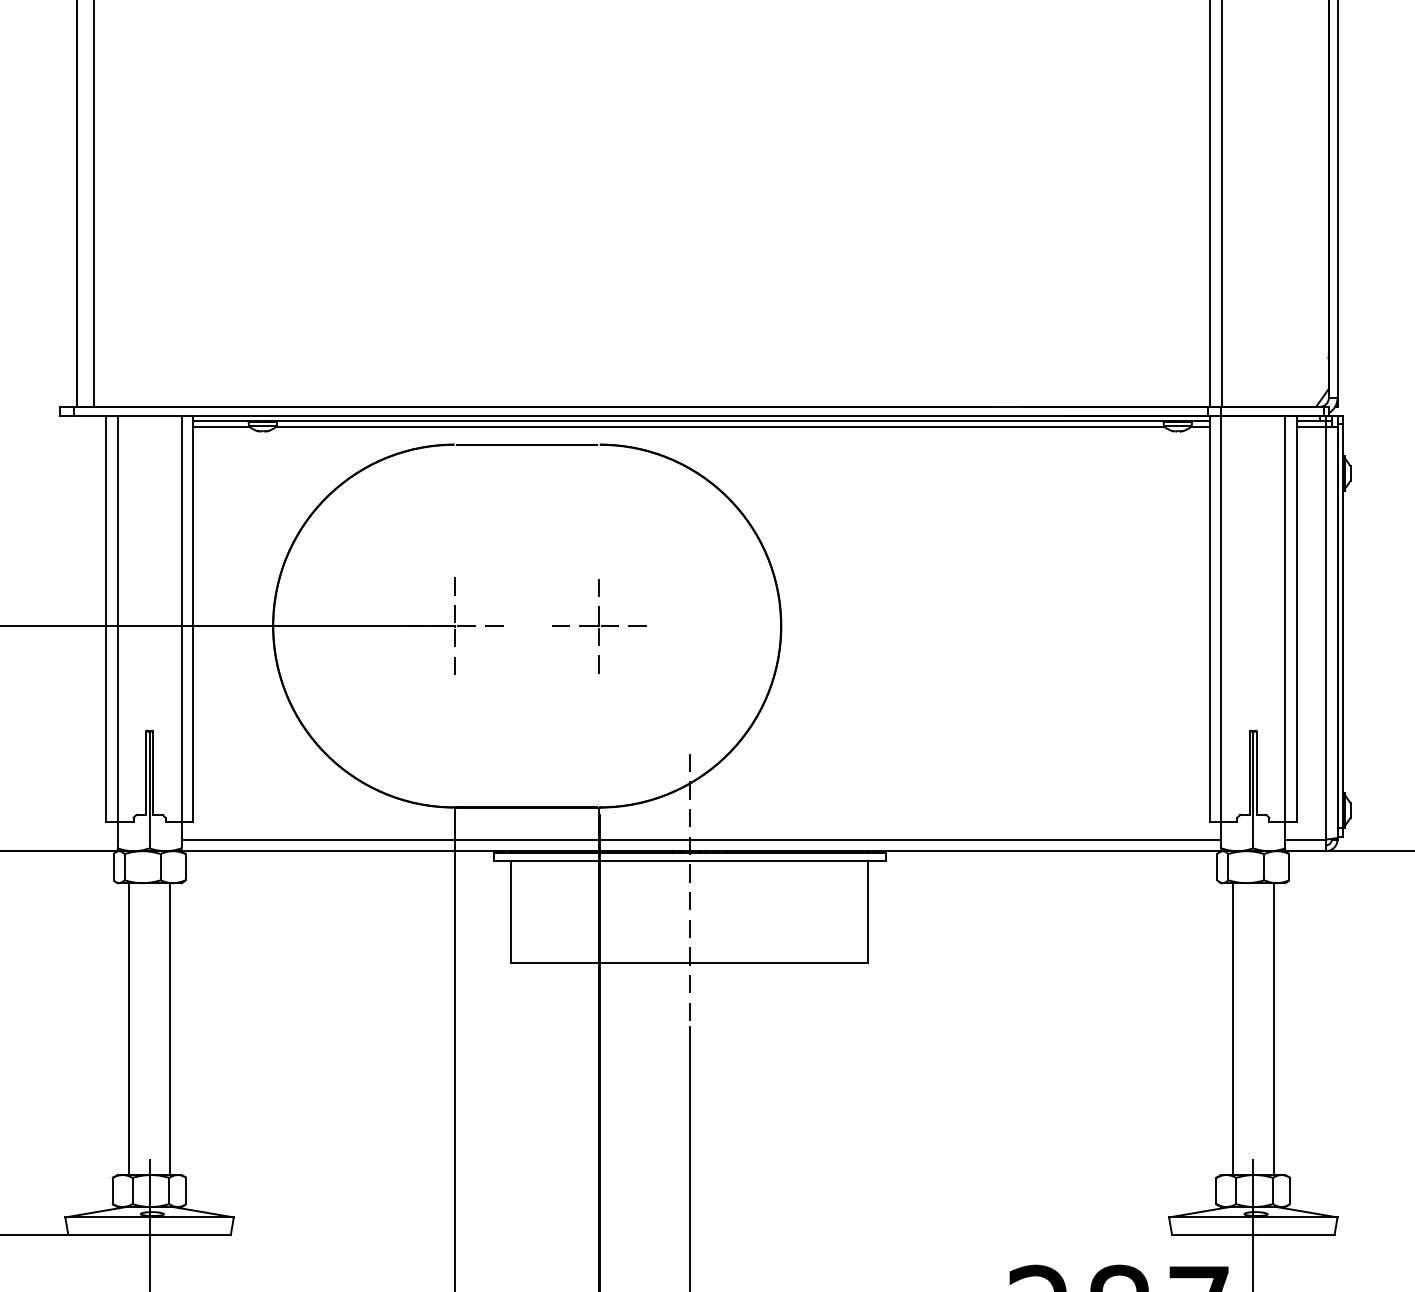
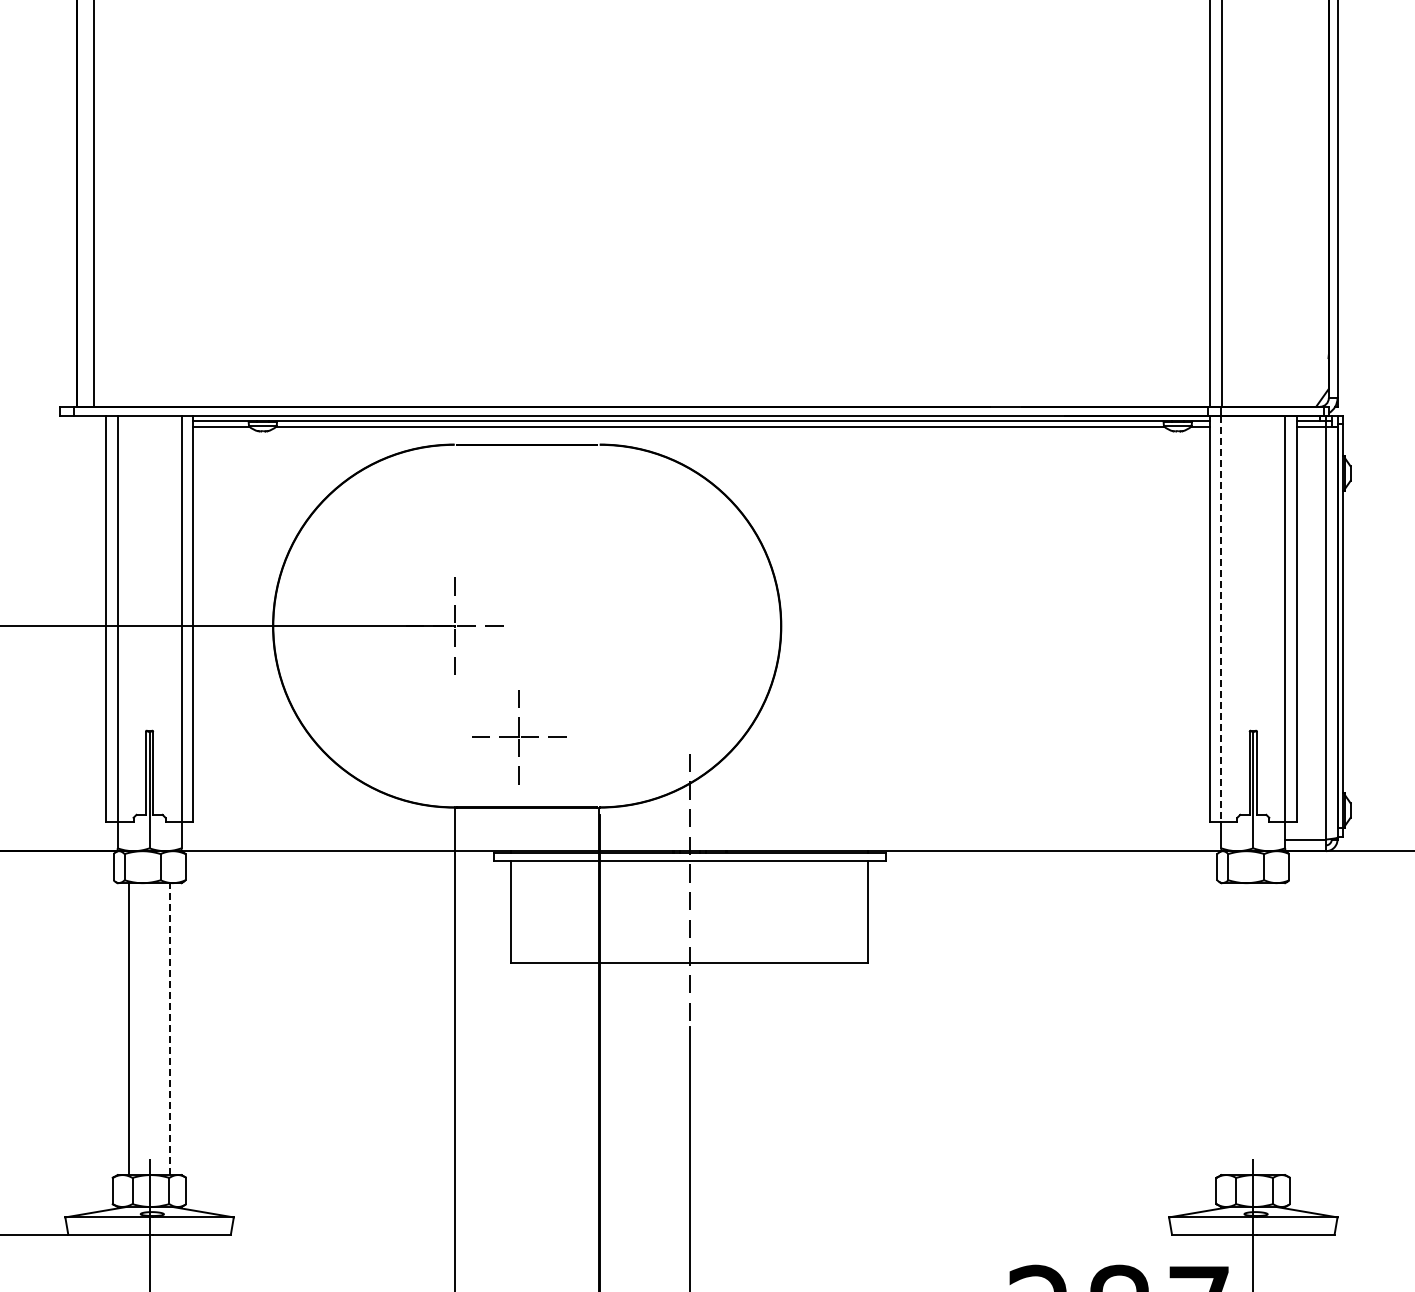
line: solid -> dashed (1221, 619)
part position: (599, 626) -> (519, 737) (519, 737)
line: present -> none (701, 839)
line: solid -> dashed (169, 1029)
line: present -> none (1232, 1029)
line: present -> none (1273, 1029)
